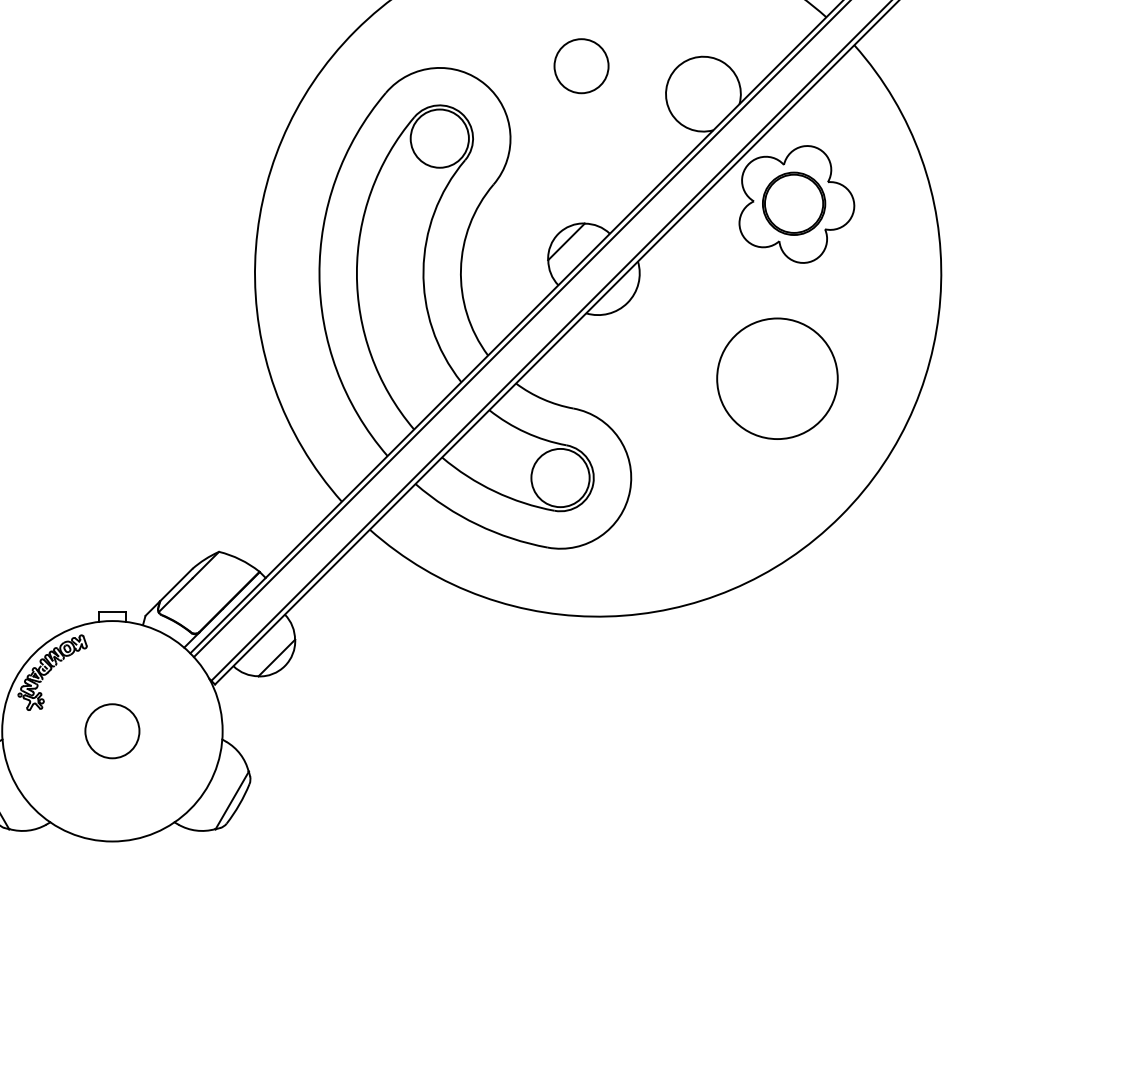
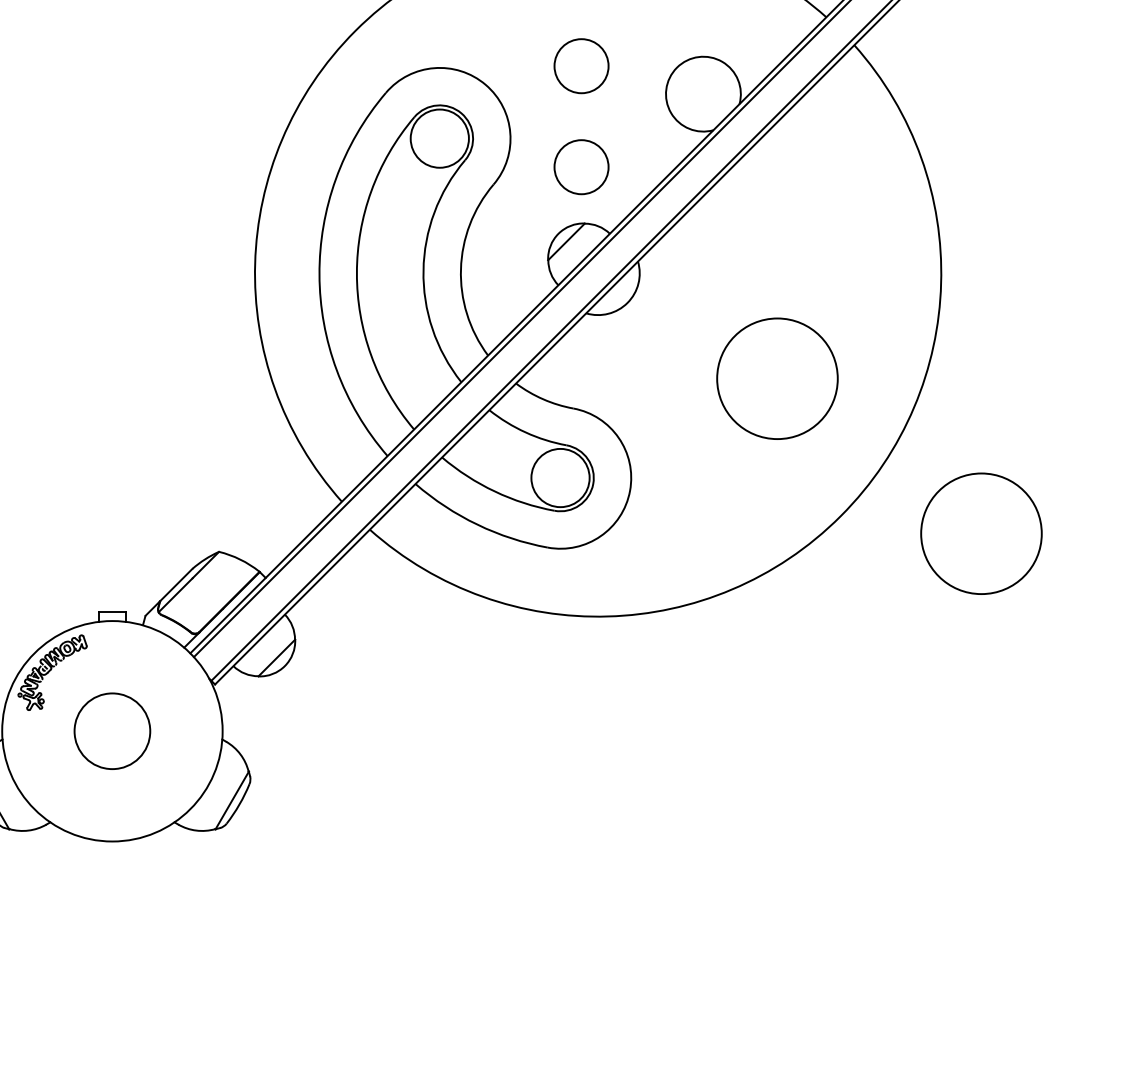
circle: none -> present (581, 167)
part: present -> none (796, 204)
circle: none -> present (981, 533)
circle diameter: 54 px -> 76 px (112, 731)
